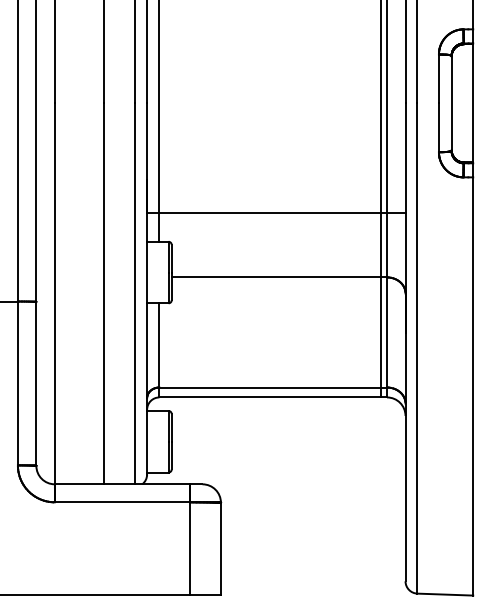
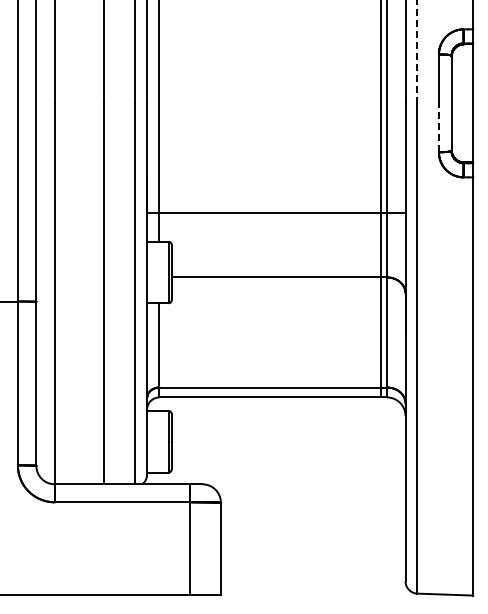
line: solid -> dashed (417, 52)
line: solid -> dashed (438, 127)
